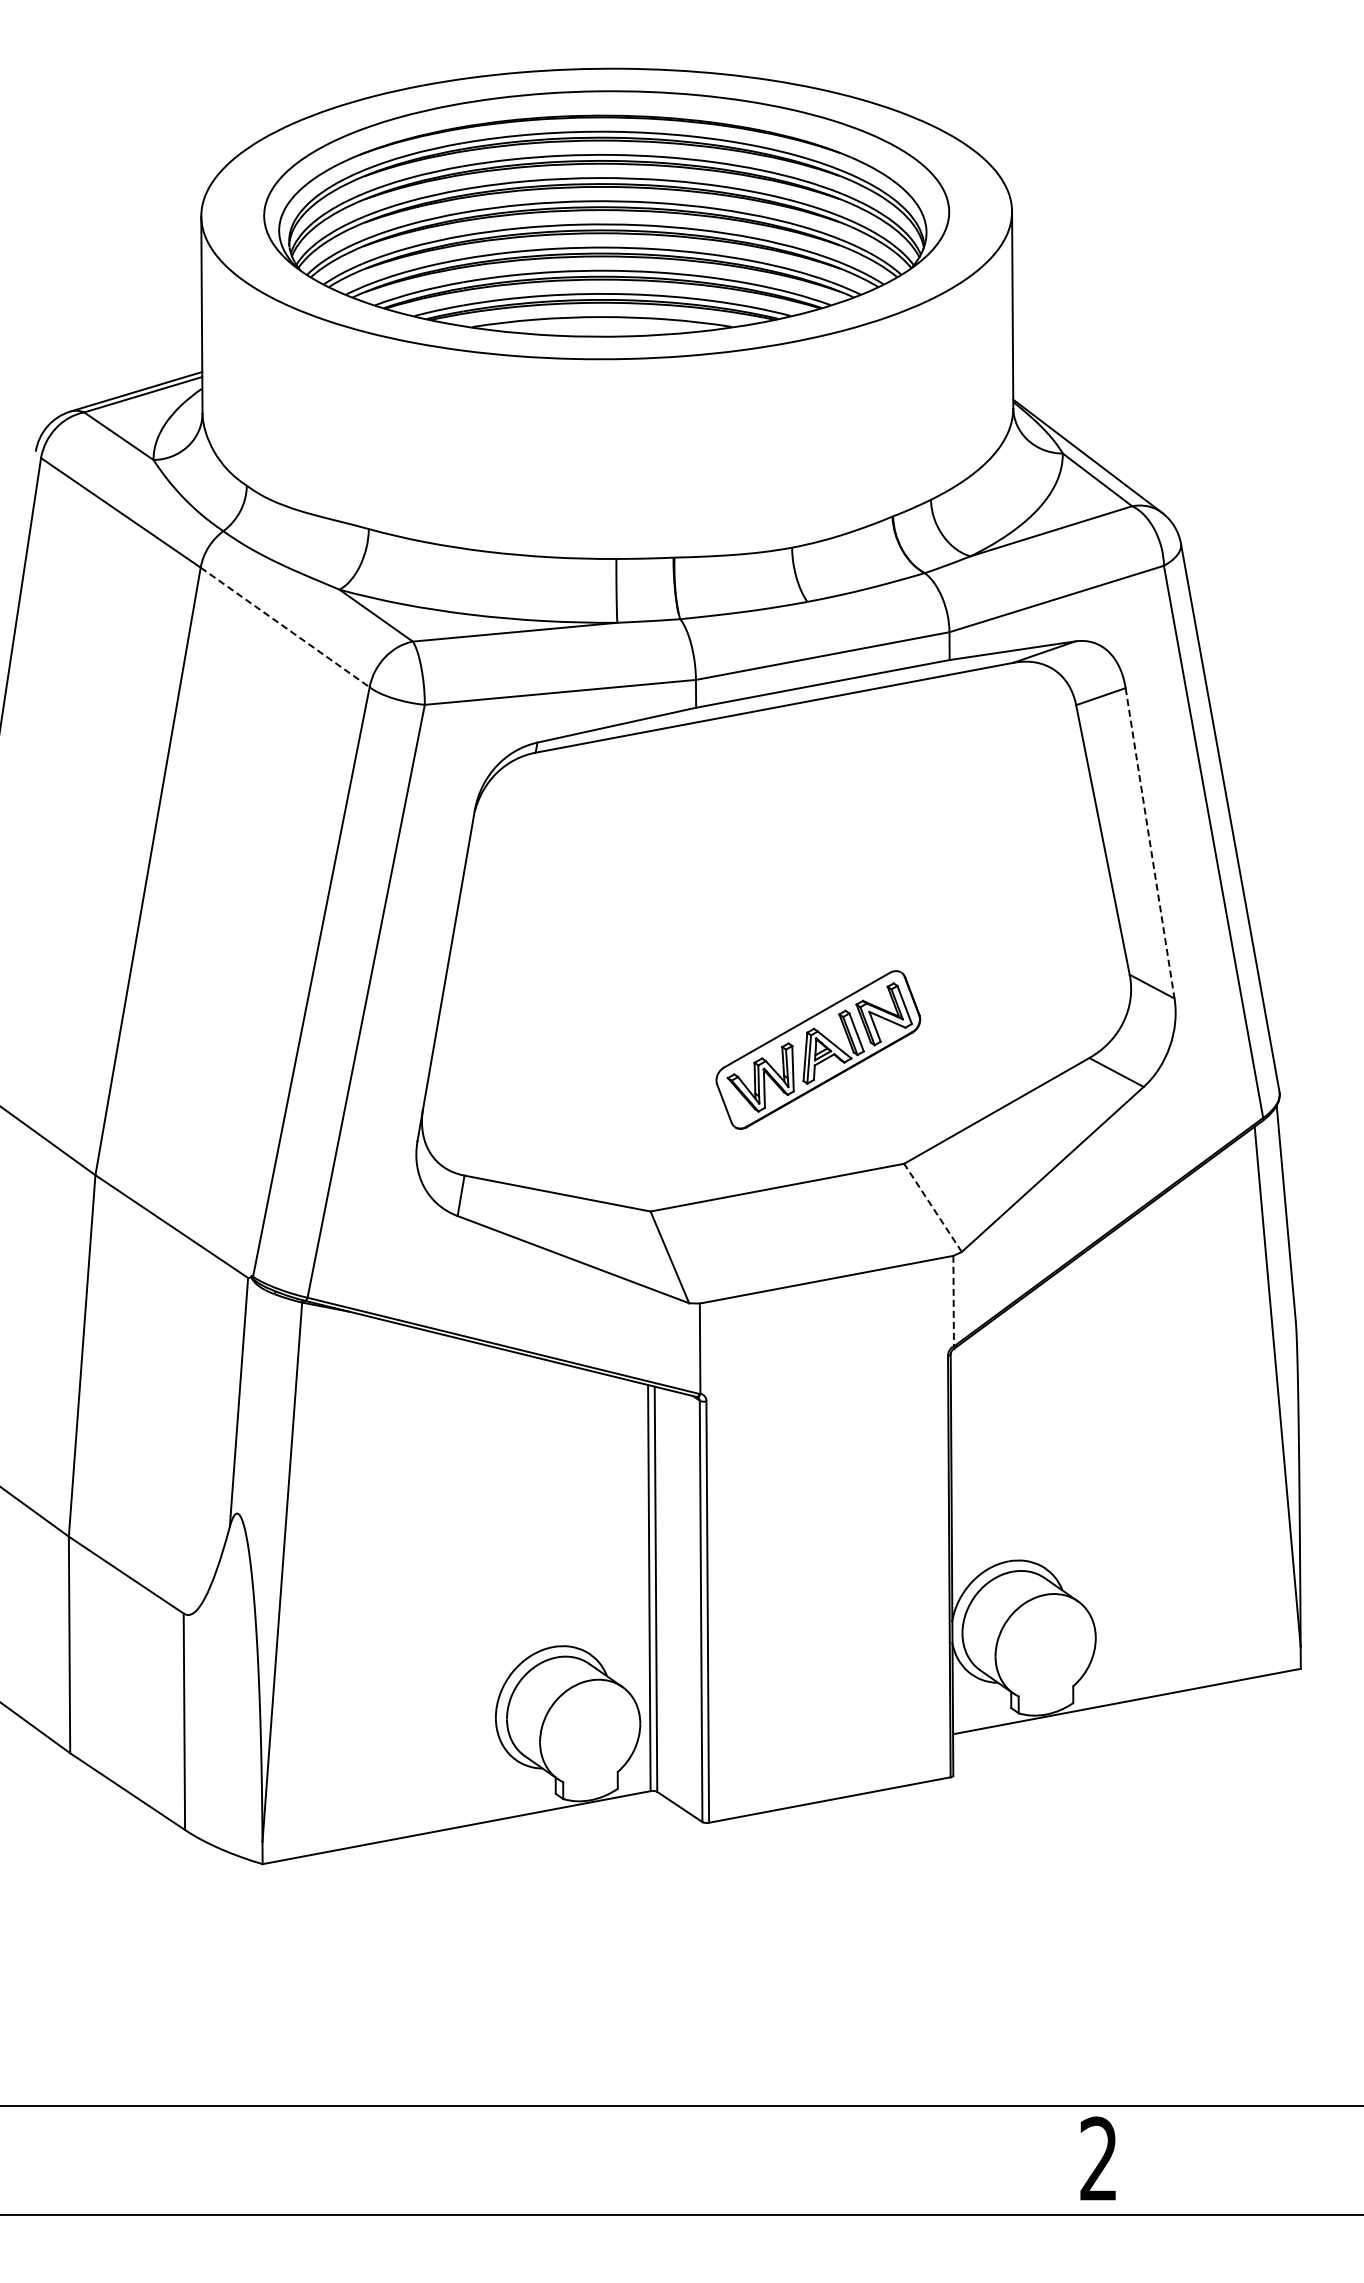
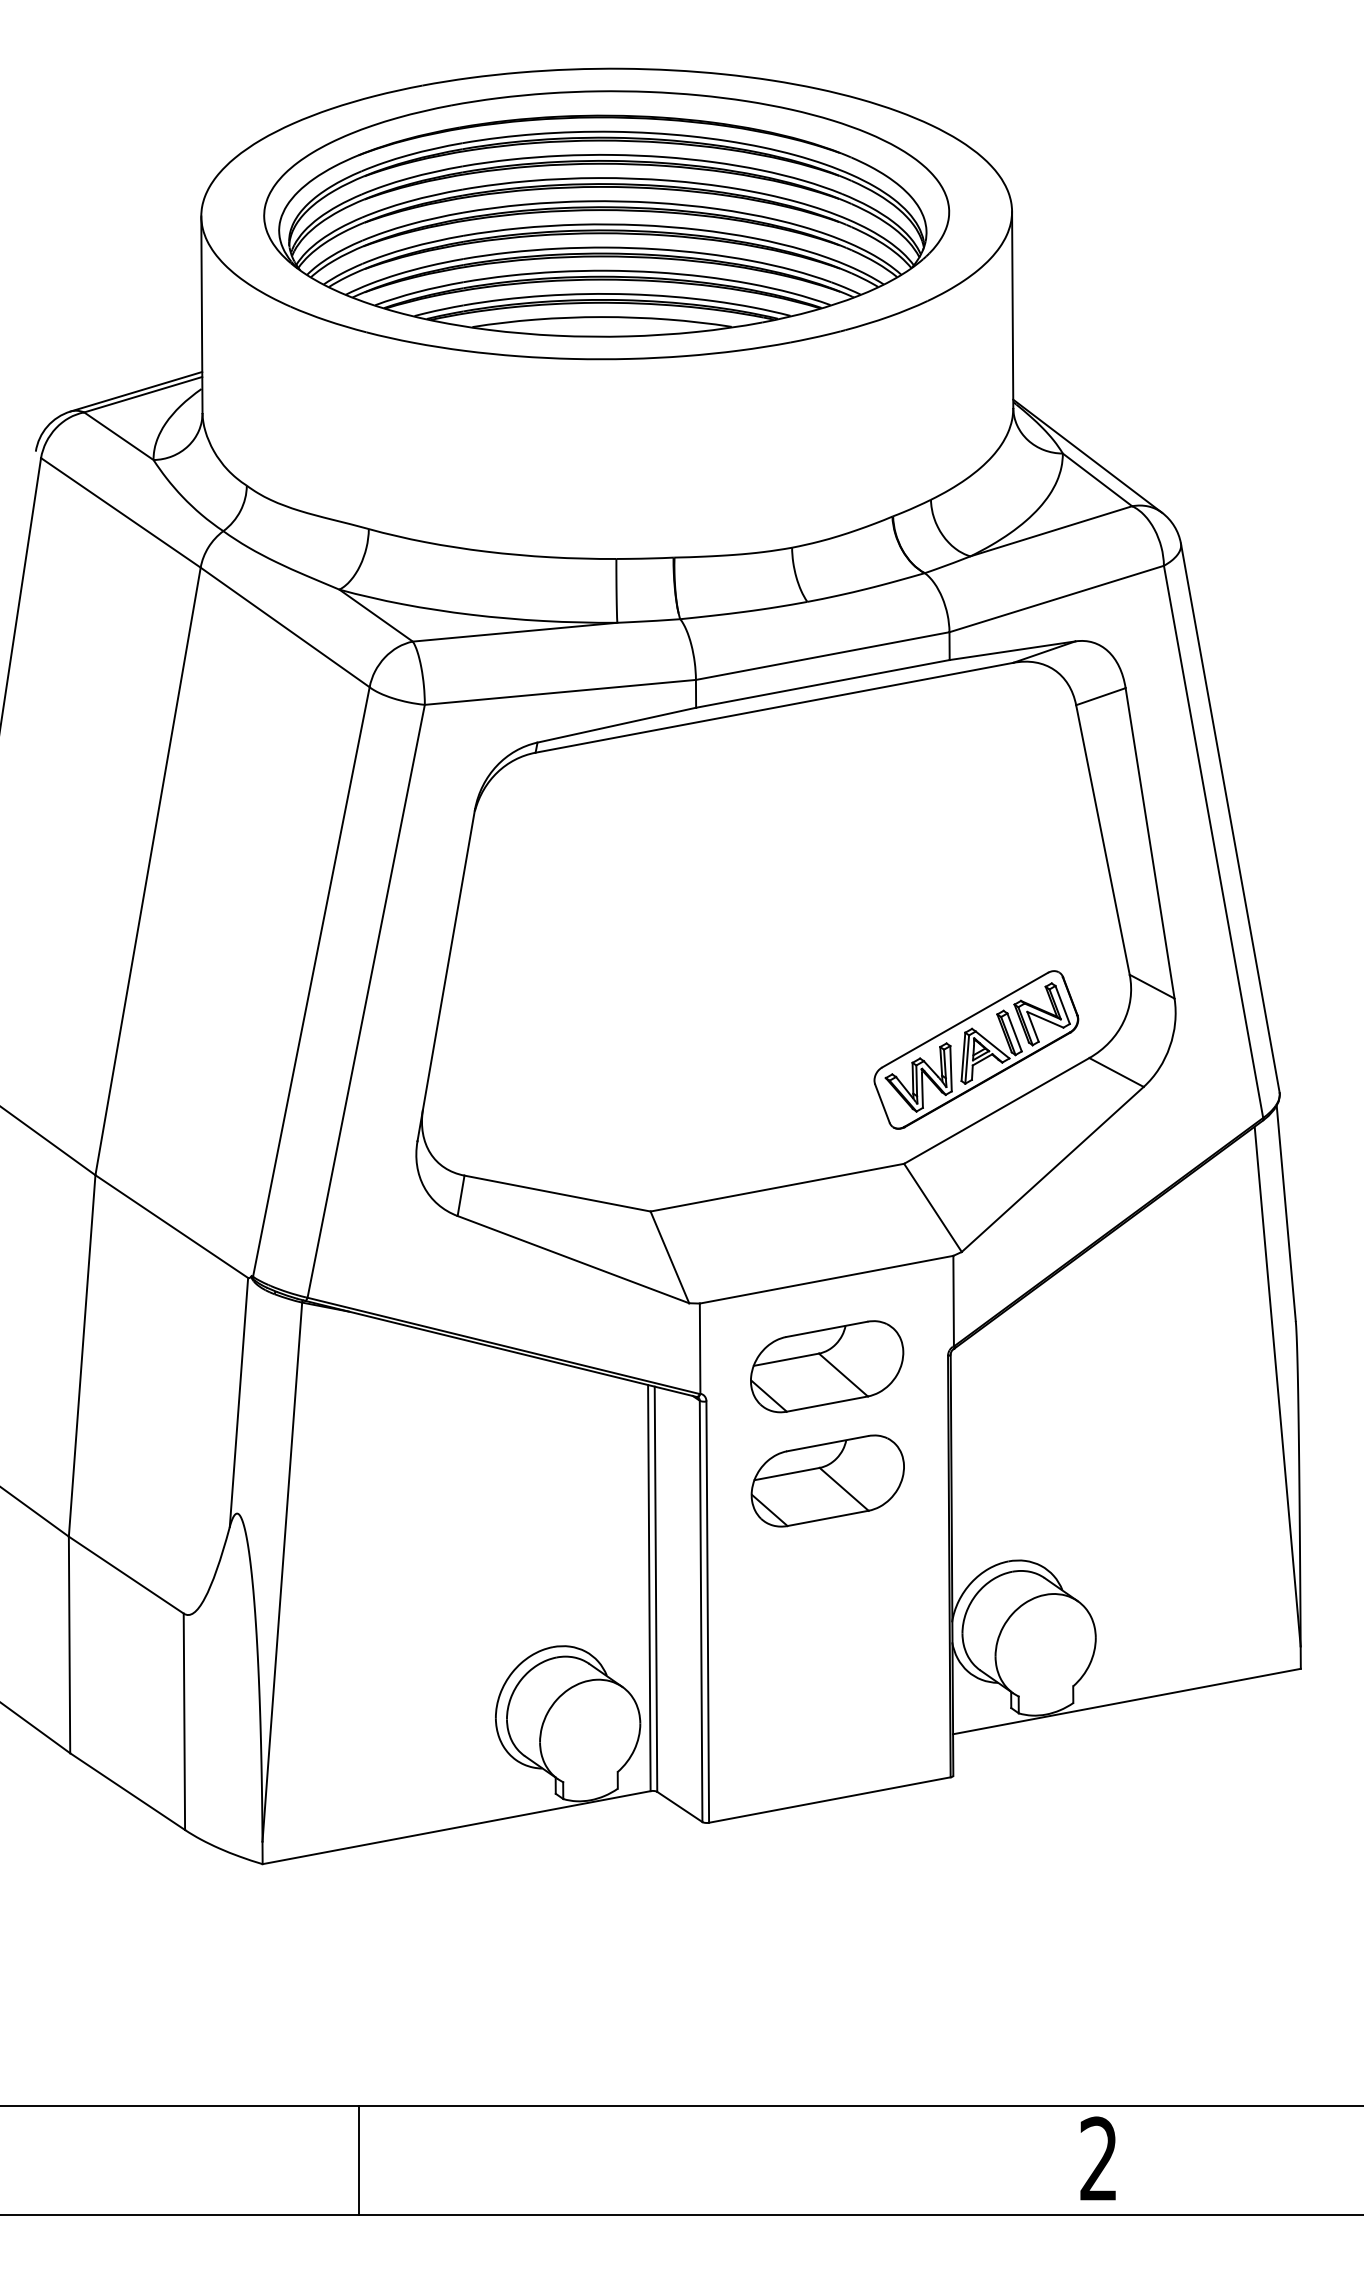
line: dashed -> solid (285, 627)
line: dashed -> solid (1150, 843)
part position: (818, 1049) -> (976, 1049) (976, 1049)
line: dashed -> solid (932, 1207)
line: dashed -> solid (953, 1301)
part: none -> present (827, 1366)
part: none -> present (827, 1480)
line: none -> present (358, 2159)
